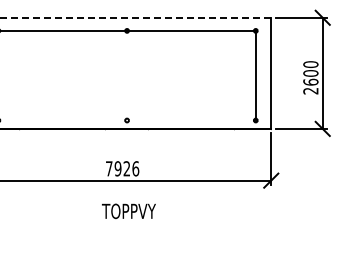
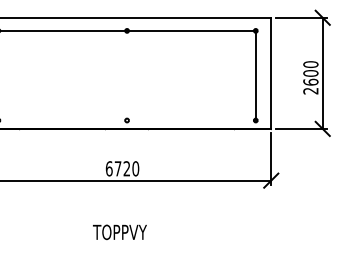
line: dashed -> solid (135, 17)
text: 7926 -> 6720 (122, 168)
text position: (128, 211) -> (119, 232) (119, 232)
